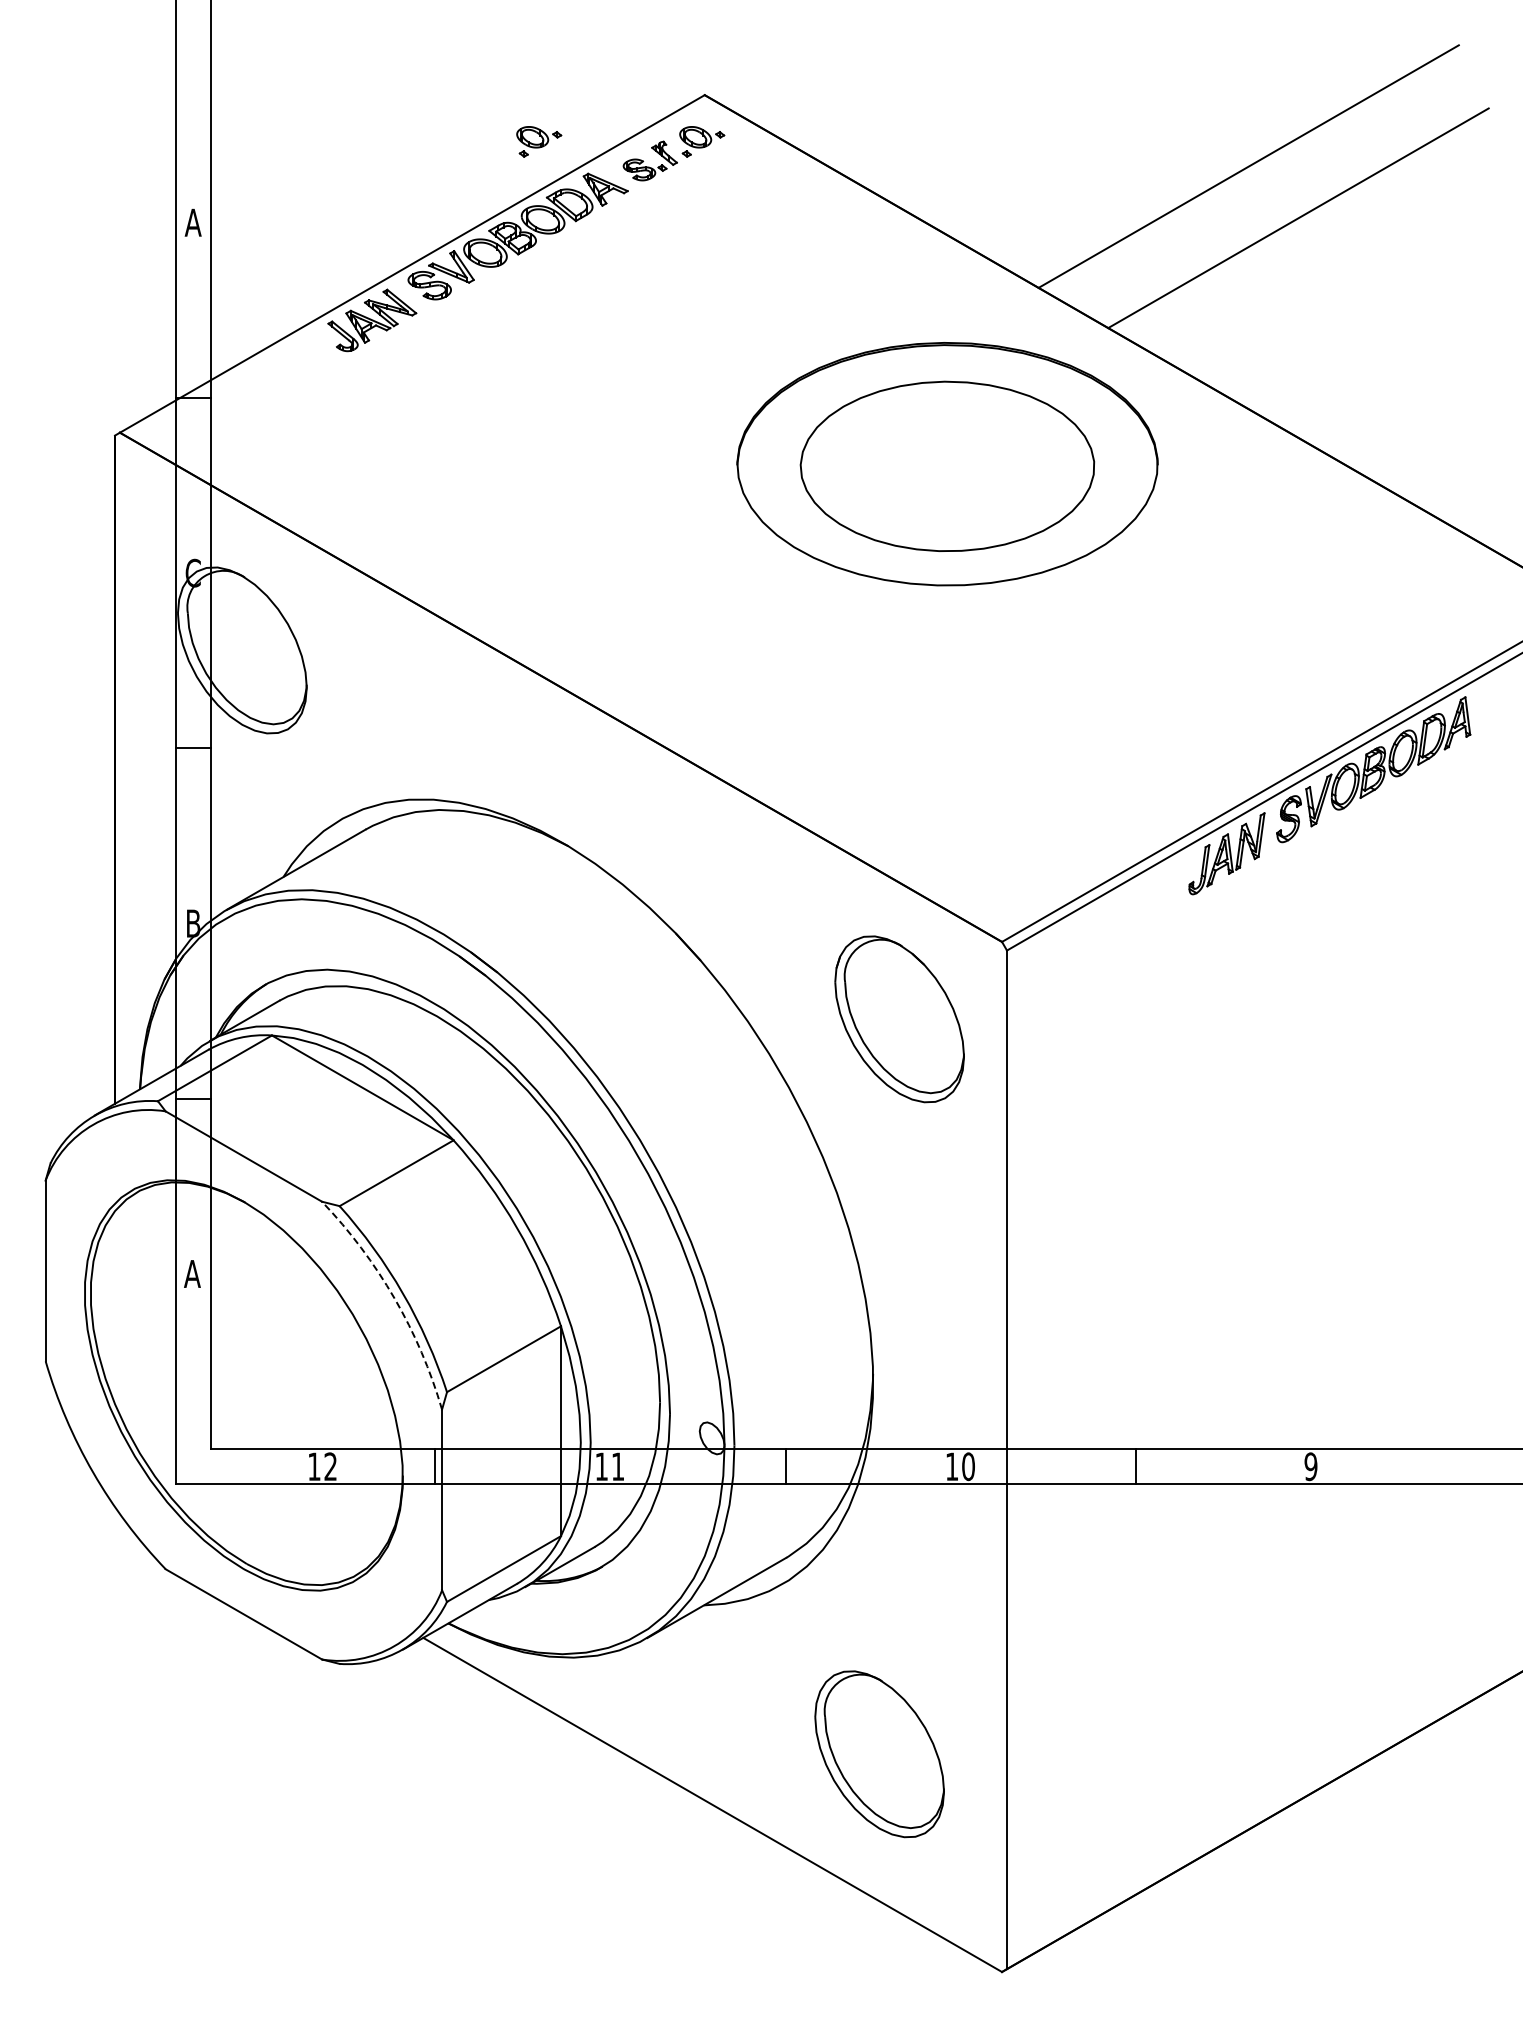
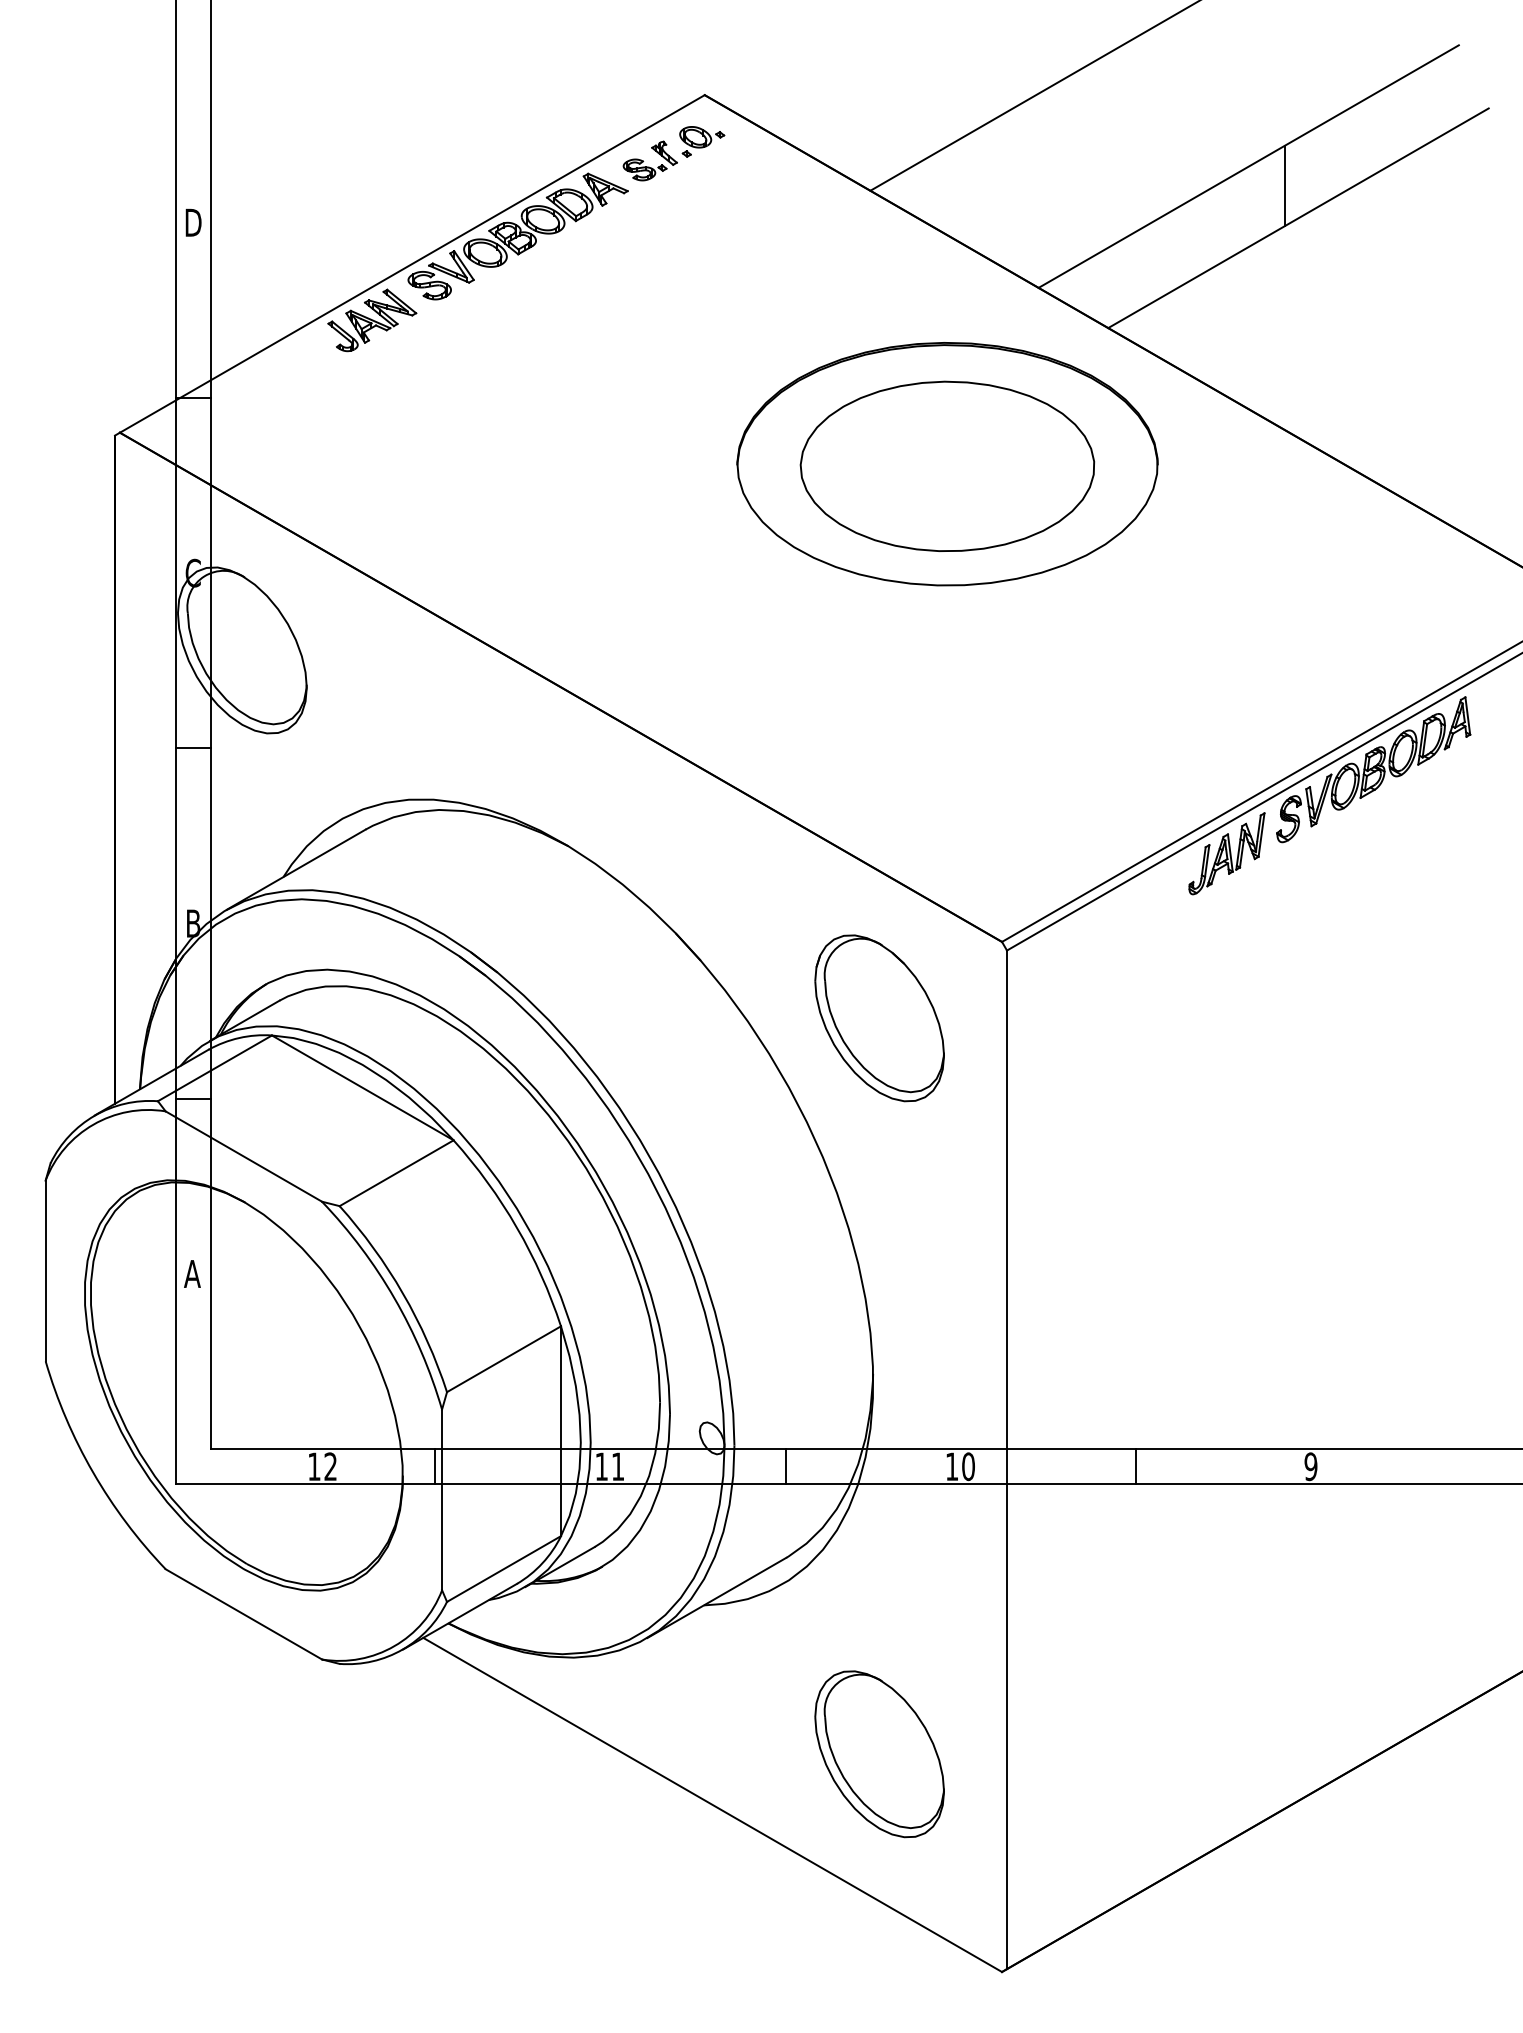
line: none -> present (1033, 96)
part: present -> none (539, 141)
line: none -> present (1284, 185)
text: A -> D (192, 222)
part position: (899, 1019) -> (879, 1018) (879, 1018)
arc: dashed -> solid (394, 1298)
